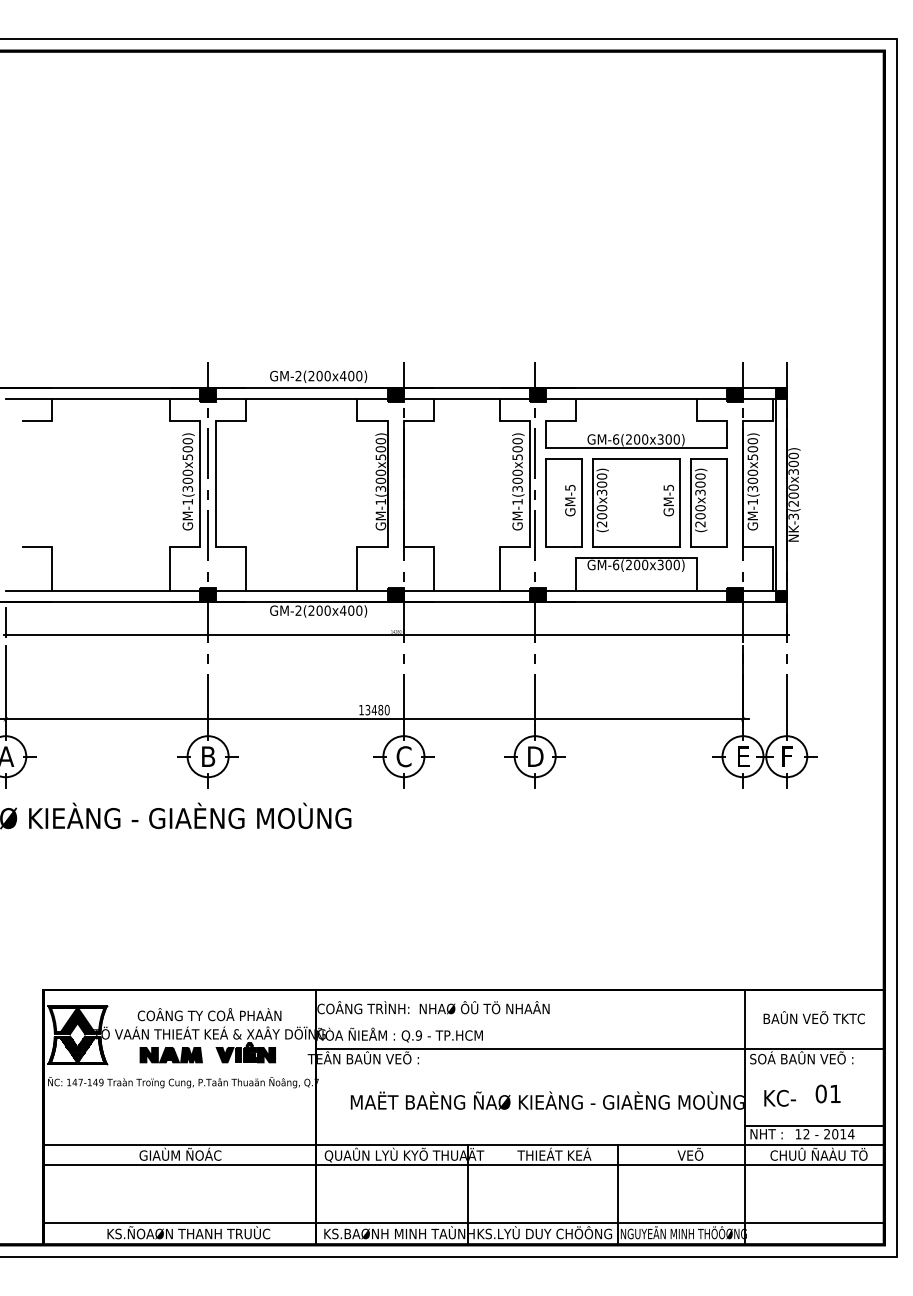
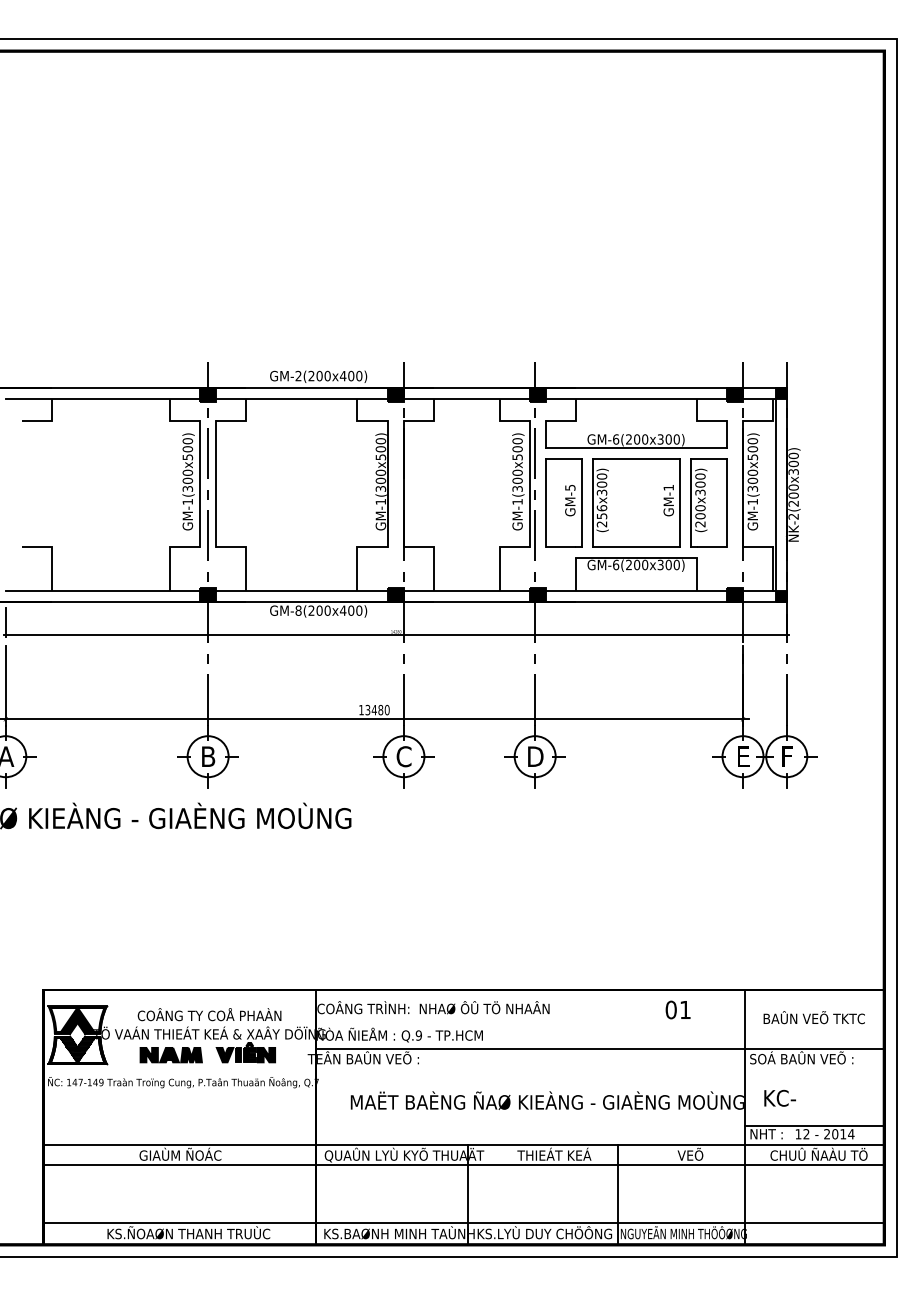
text: GM-5 -> GM-1 (668, 487)
text: (200x300) -> (256x300) (601, 512)
text: ÑK-3(200x300) -> ÑK-2(200x300) (793, 516)
text: GM-2(200x400) -> GM-8(200x400) (298, 610)
text position: (827, 1093) -> (677, 1009) (677, 1009)
